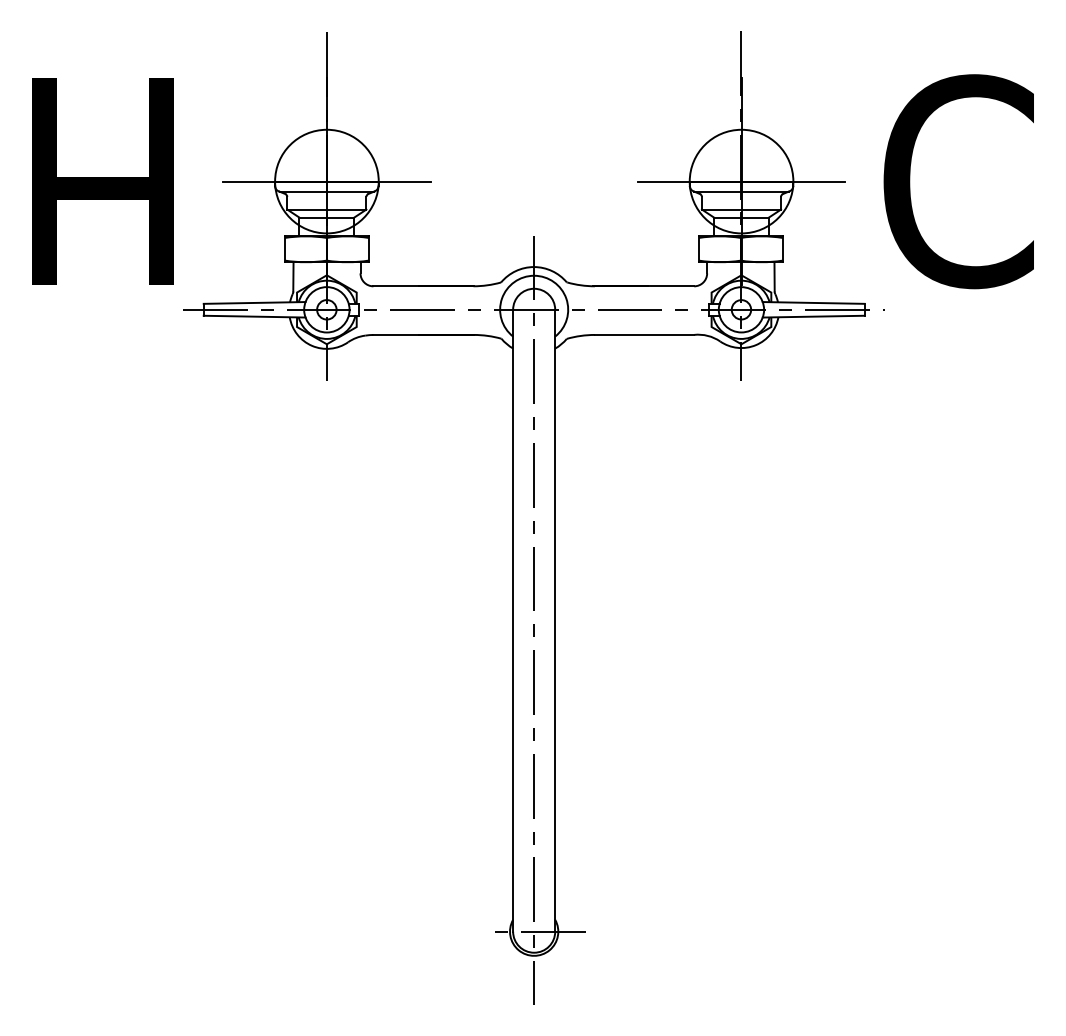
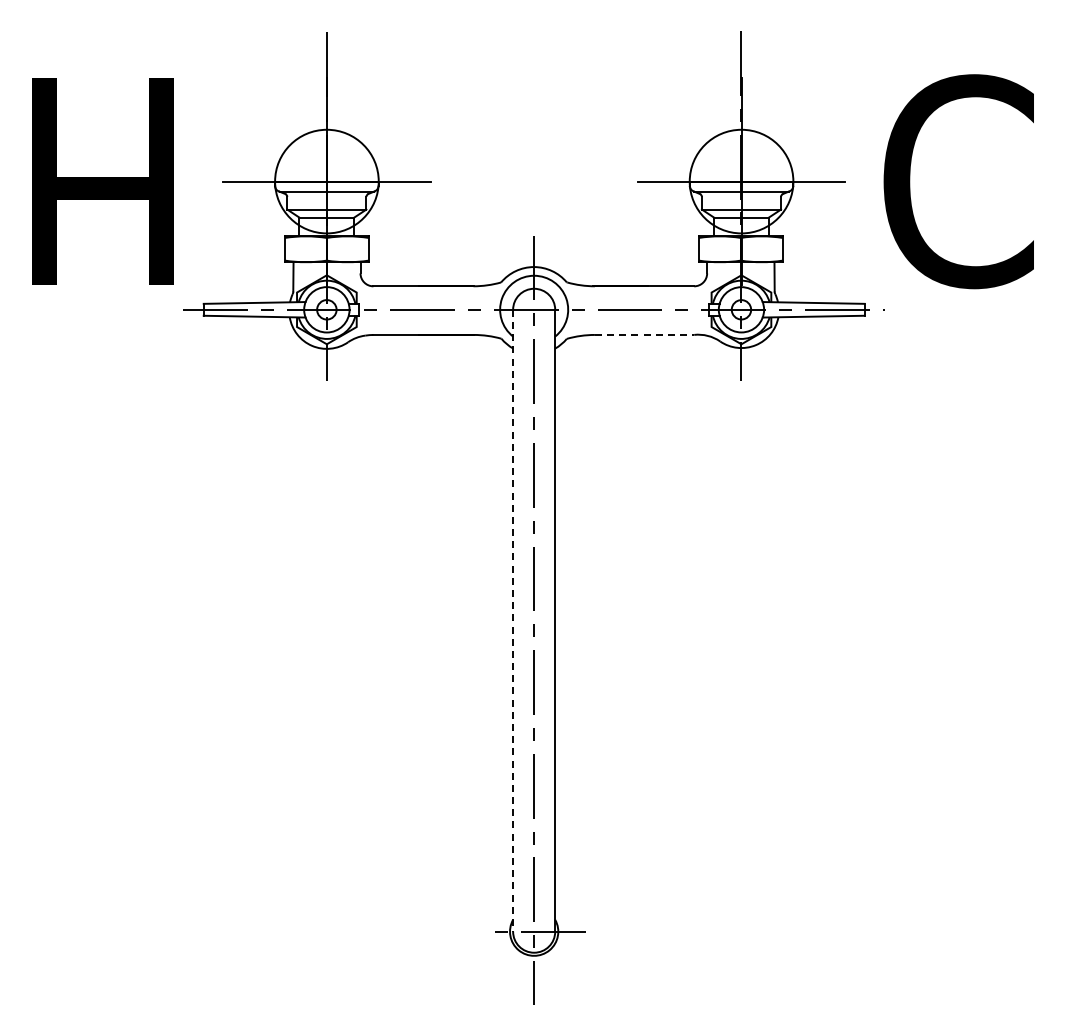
line: solid -> dashed (644, 334)
line: solid -> dashed (513, 620)
